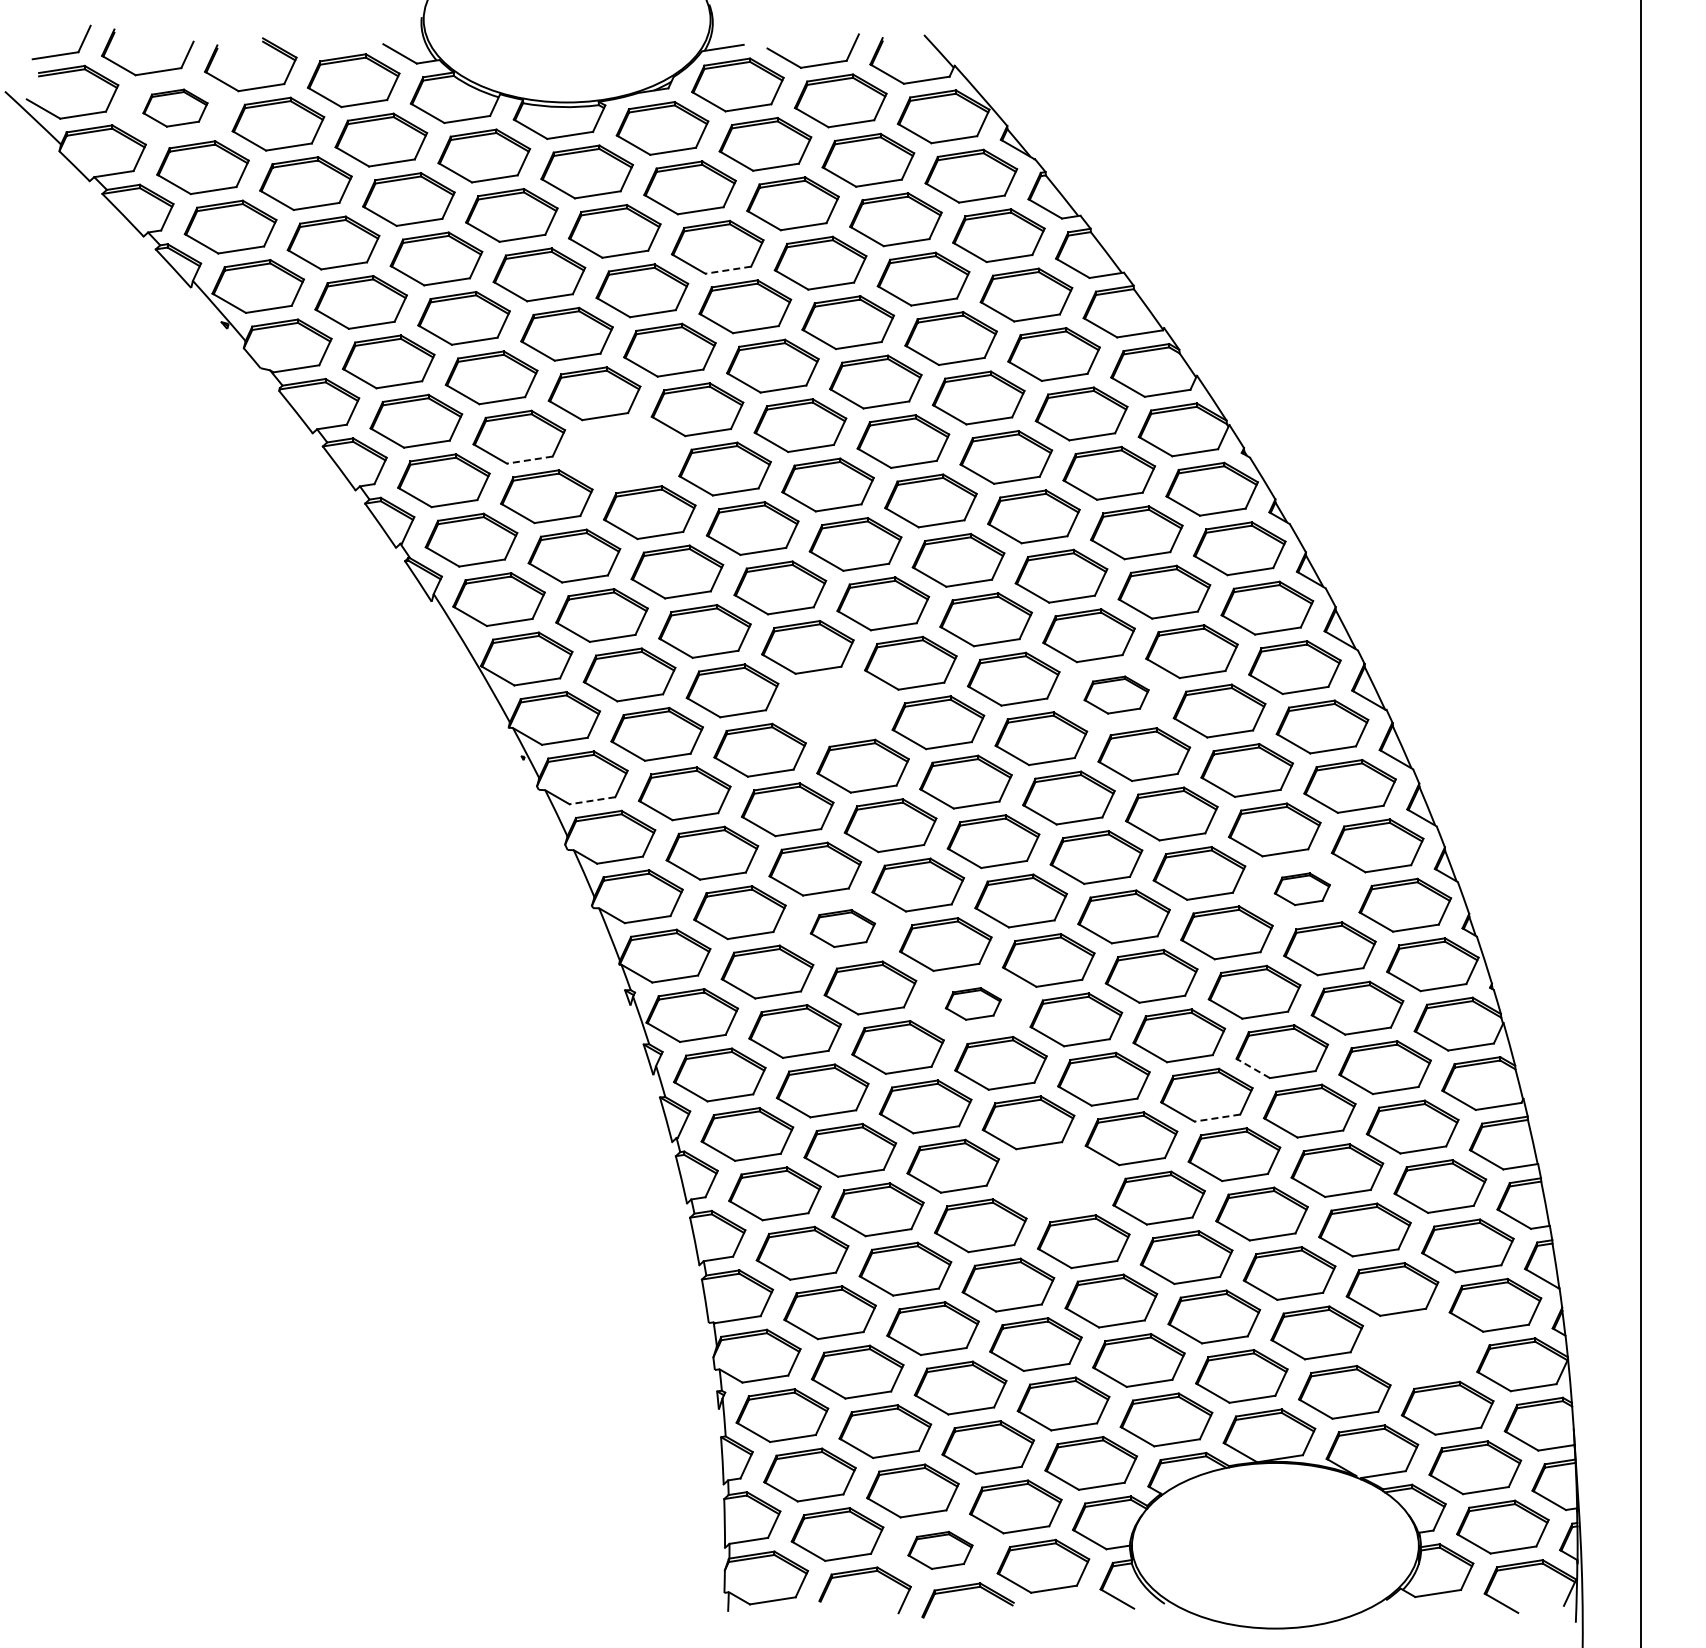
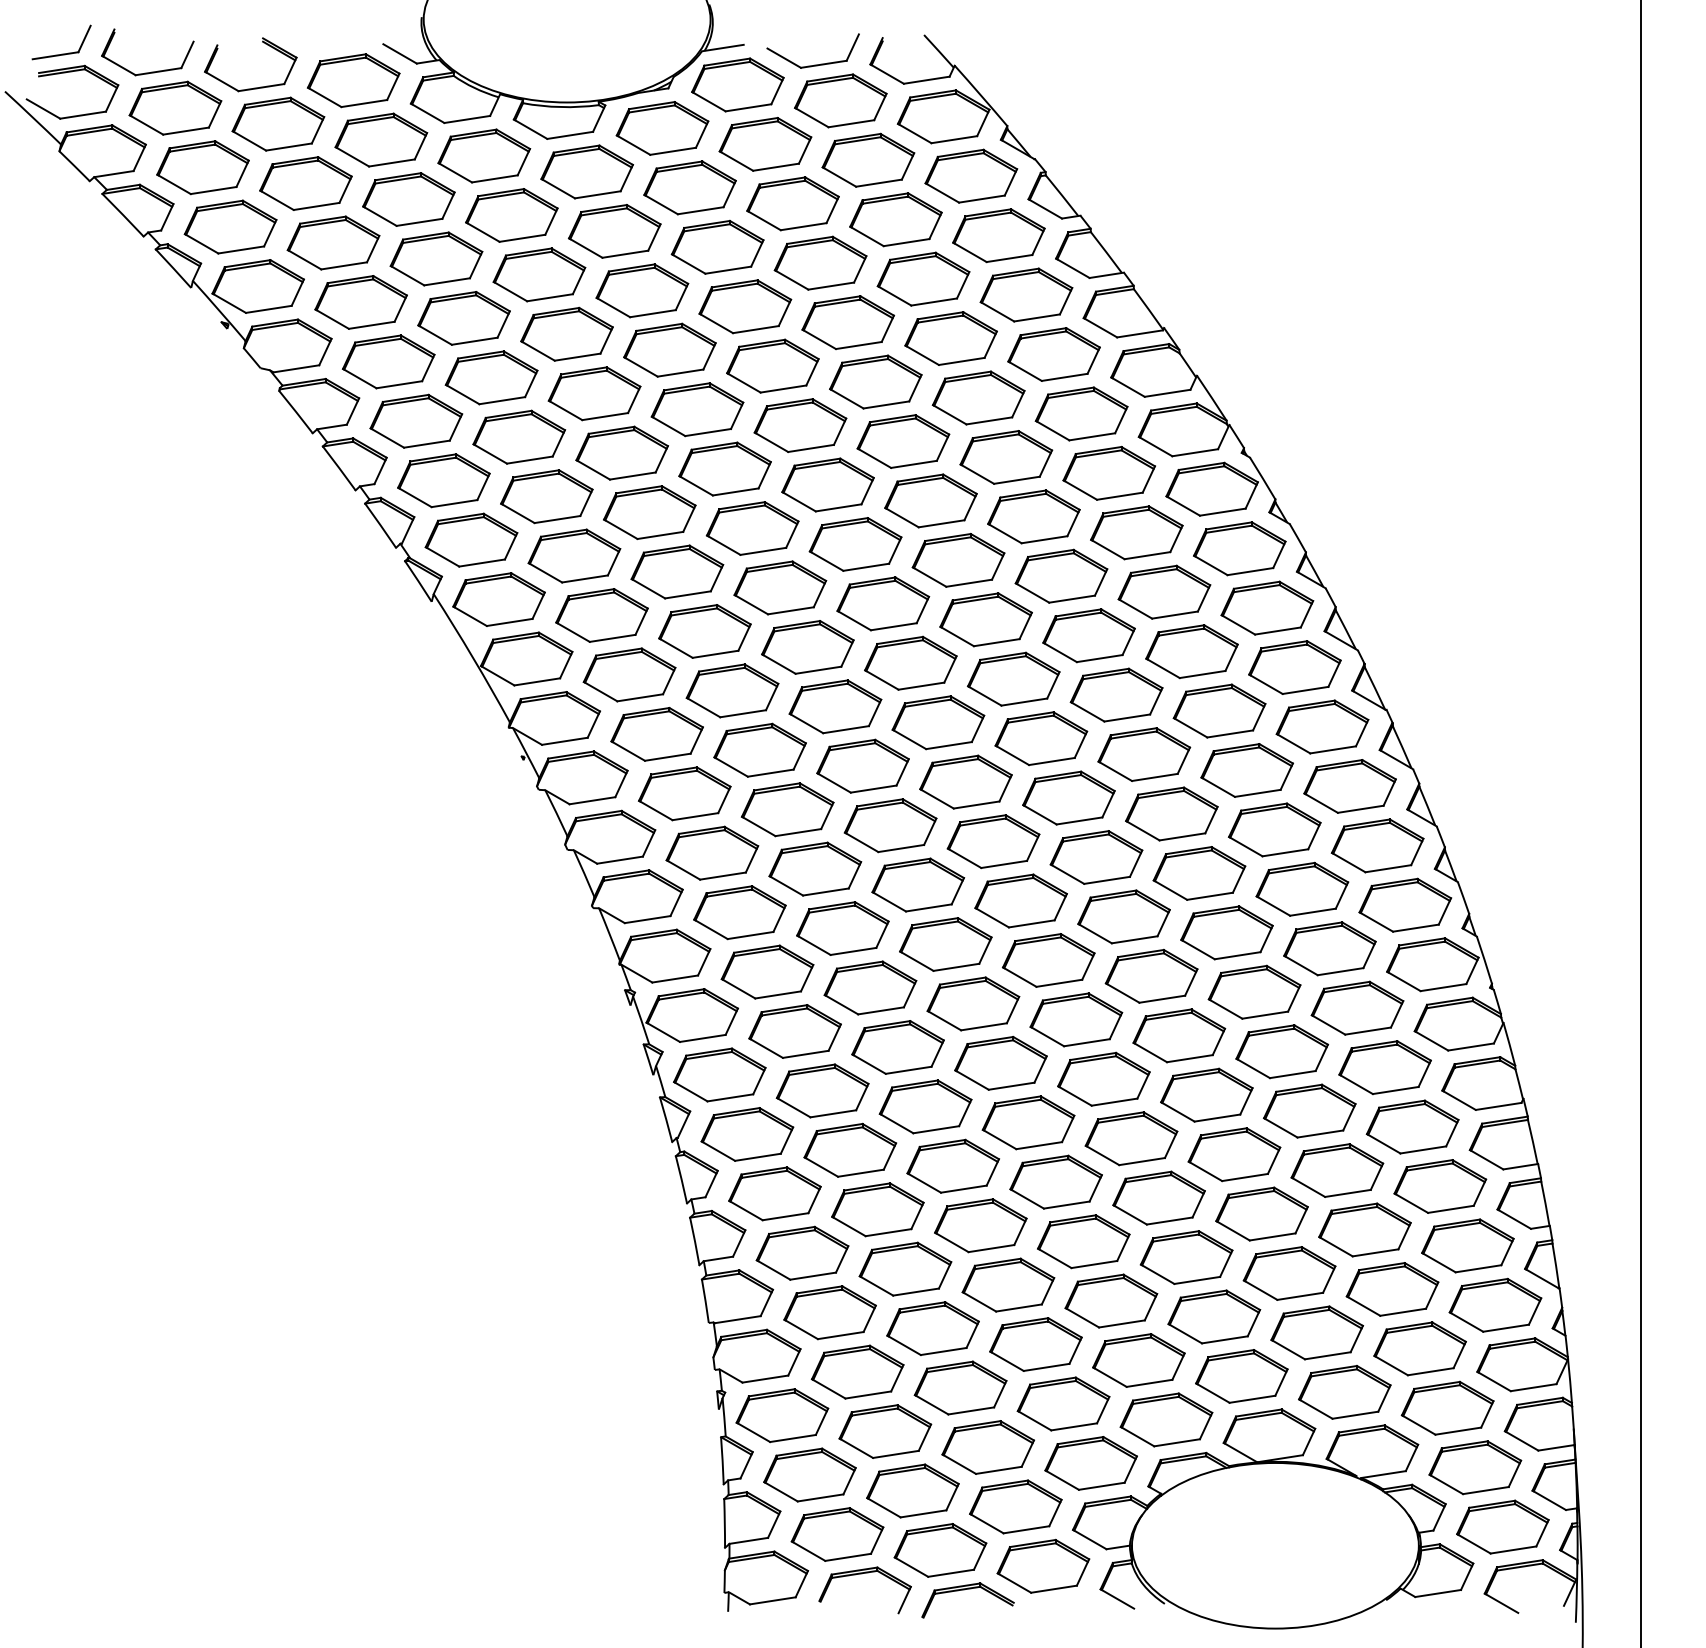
part size: 67x40 px -> 95x56 px (175, 107)
line: dashed -> solid (727, 270)
part: none -> present (621, 452)
line: dashed -> solid (529, 460)
part size: 67x40 px -> 95x56 px (1116, 694)
part: none -> present (835, 706)
line: dashed -> solid (591, 800)
part size: 58x35 px -> 95x56 px (1302, 888)
part size: 68x40 px -> 94x55 px (842, 928)
part size: 58x34 px -> 95x56 px (973, 1003)
line: dashed -> solid (1252, 1068)
line: dashed -> solid (1216, 1118)
part: none -> present (1055, 1181)
part: none -> present (1419, 1348)
part size: 67x39 px -> 95x55 px (940, 1550)
